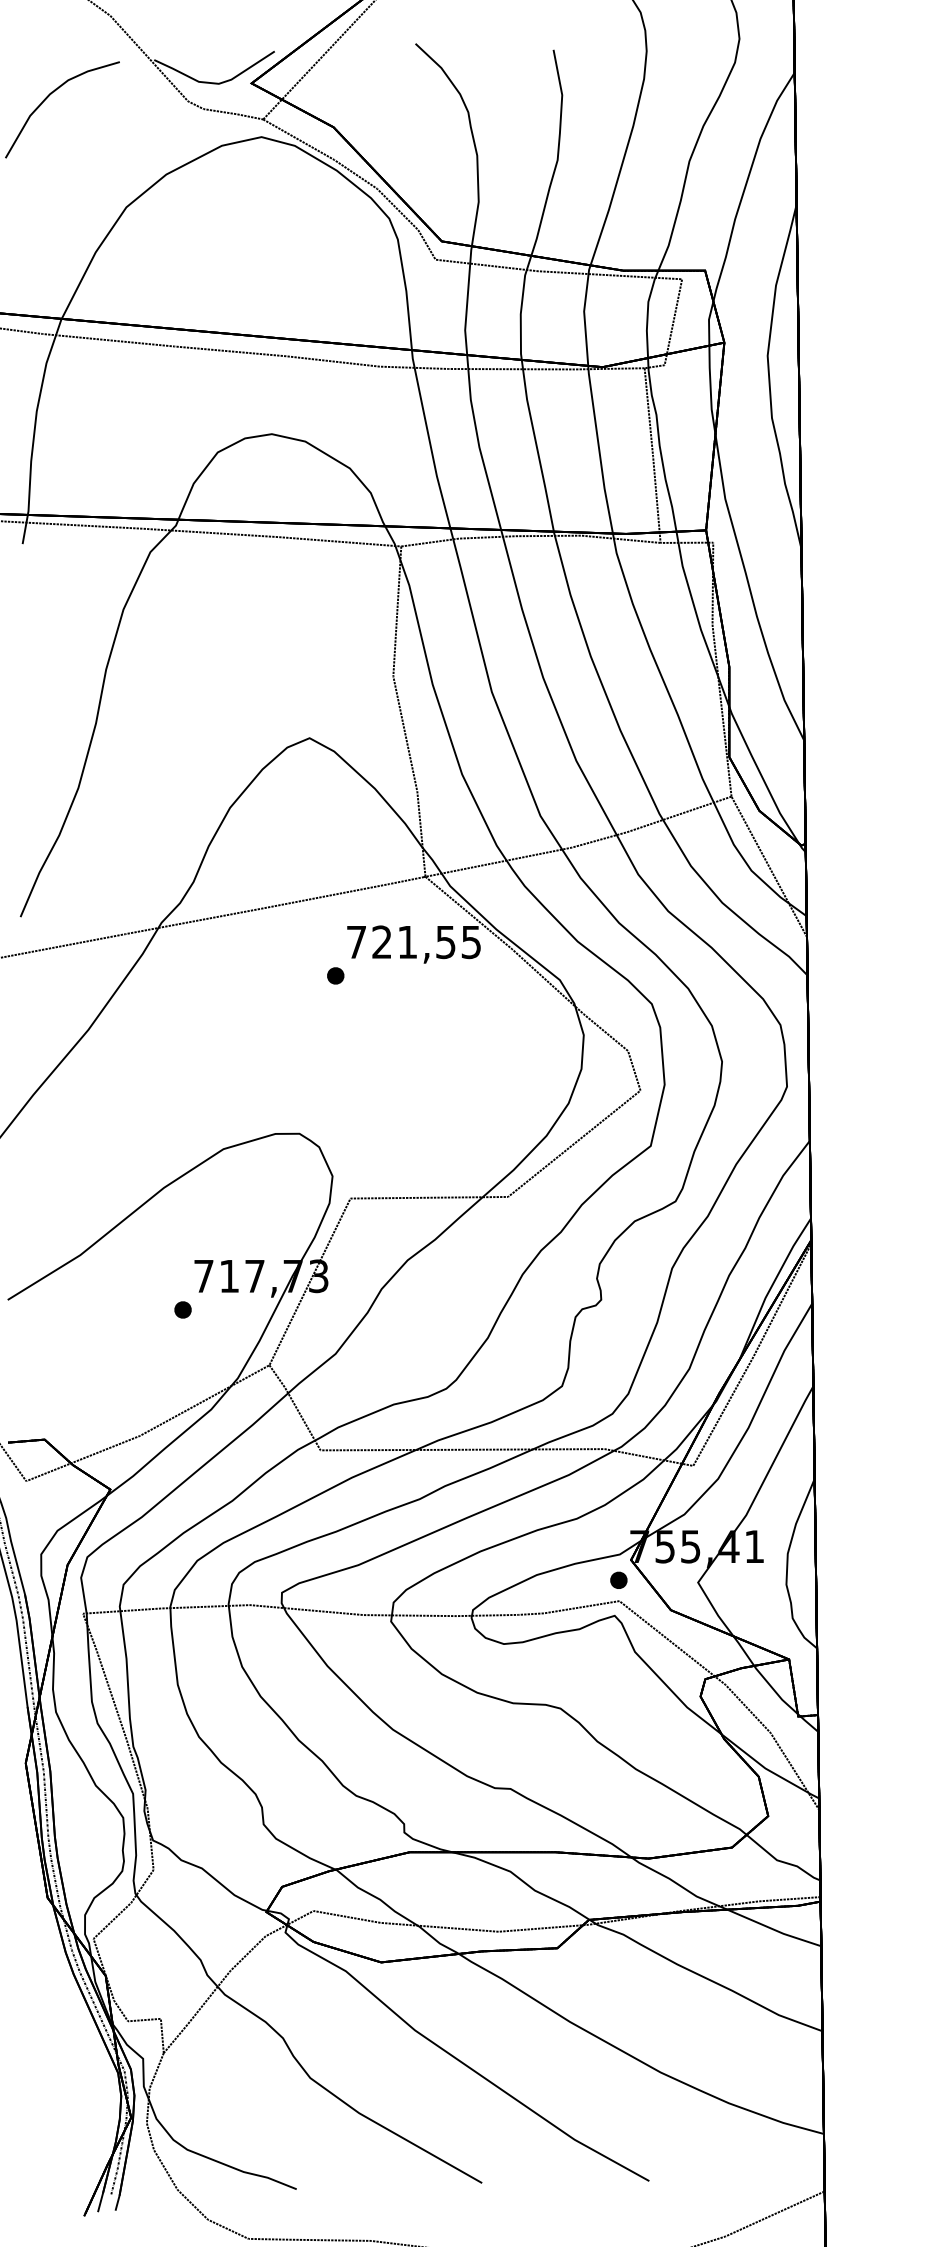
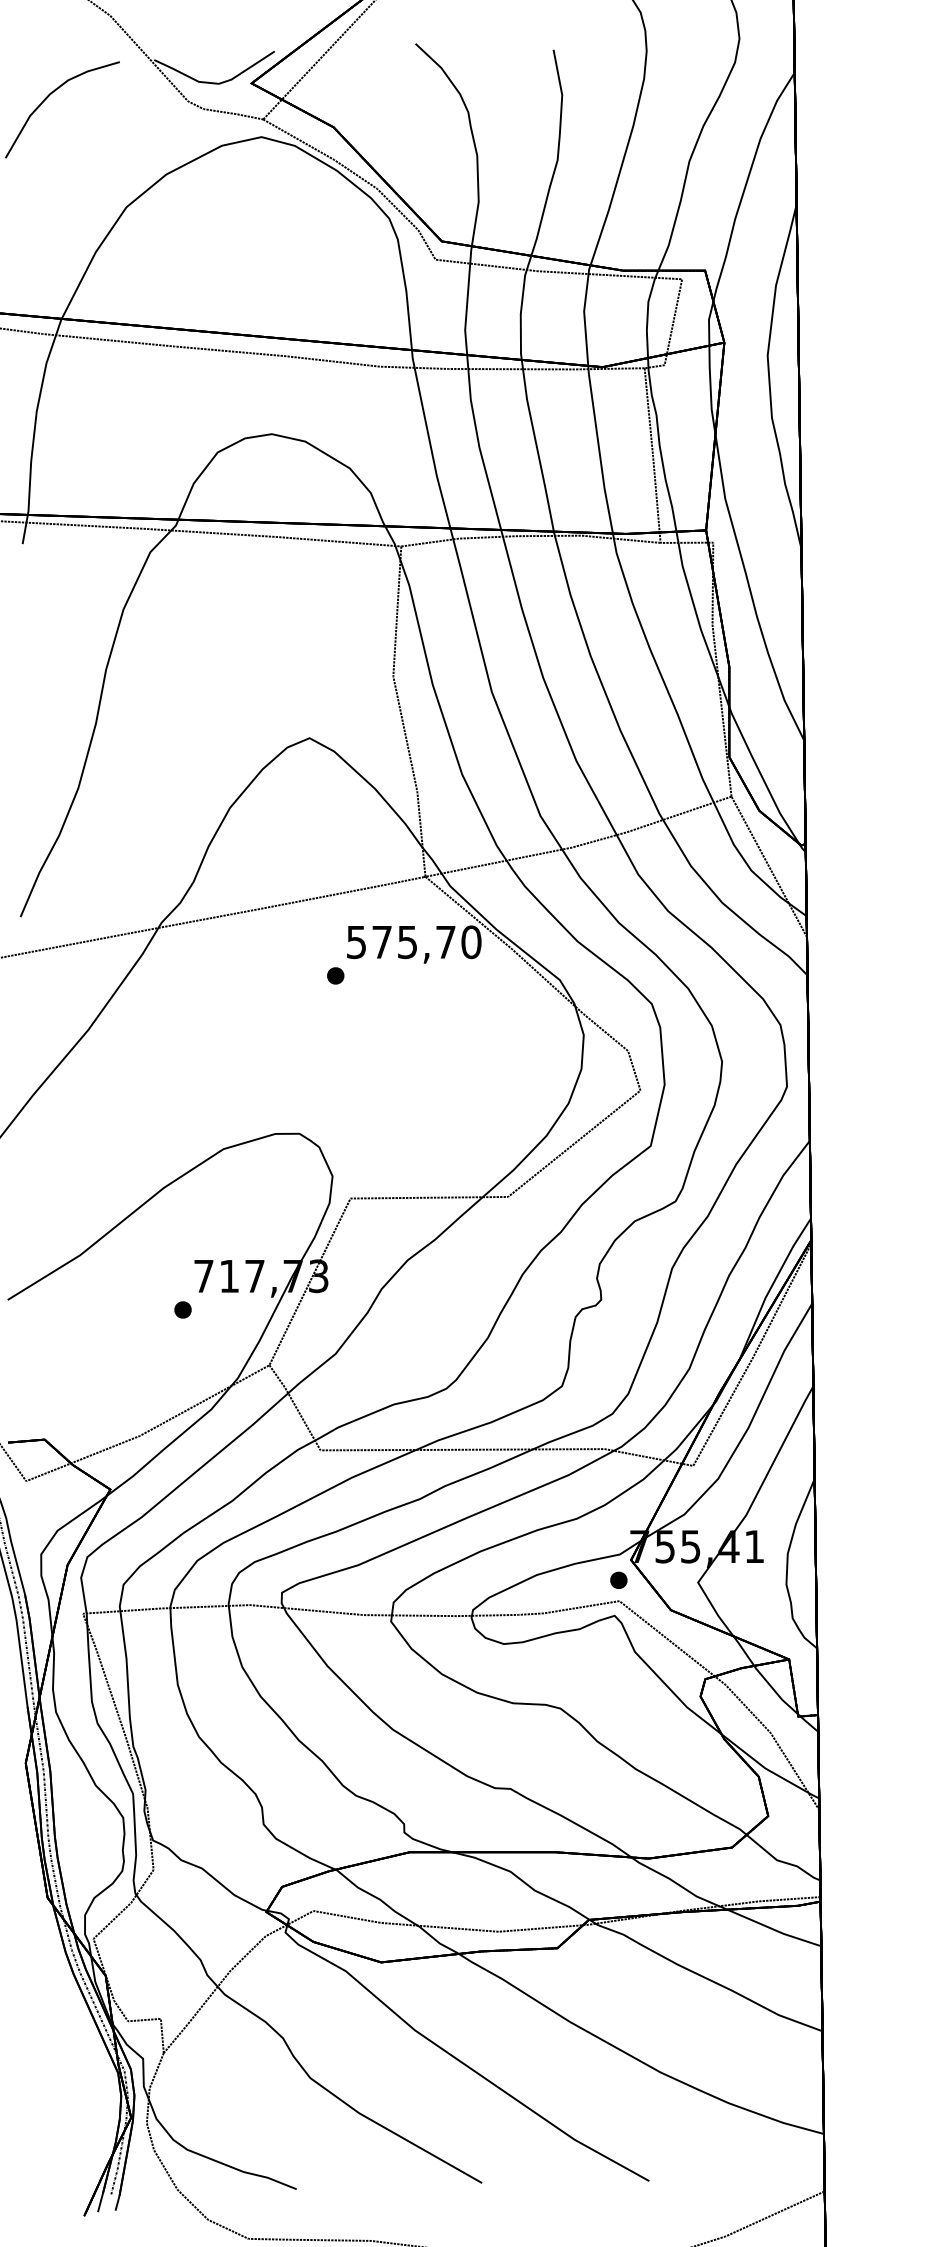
text: 721,55 -> 575,70 (414, 942)
